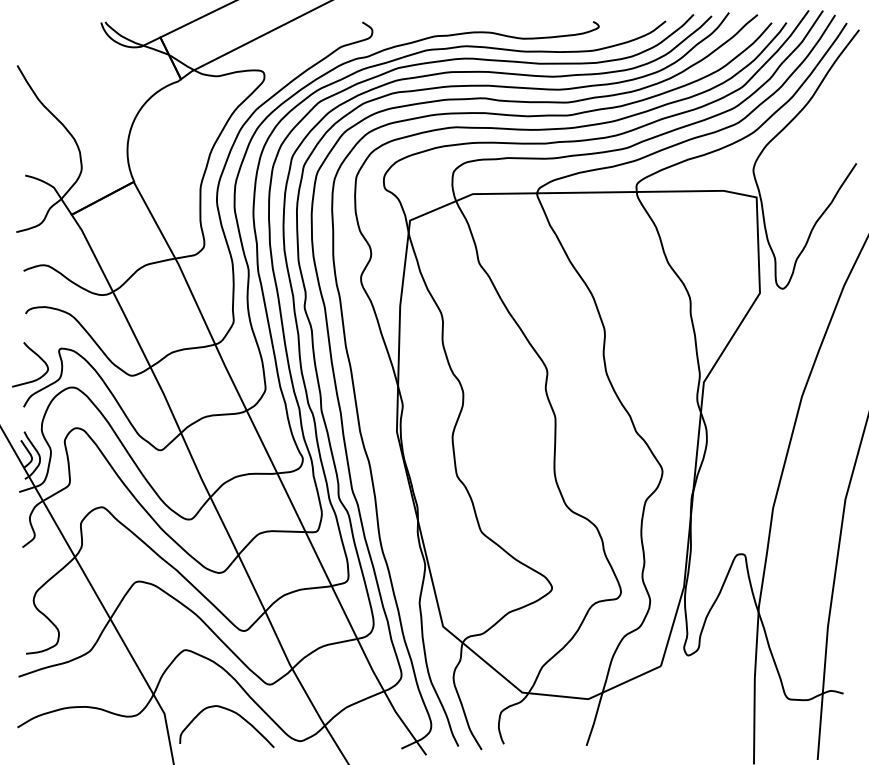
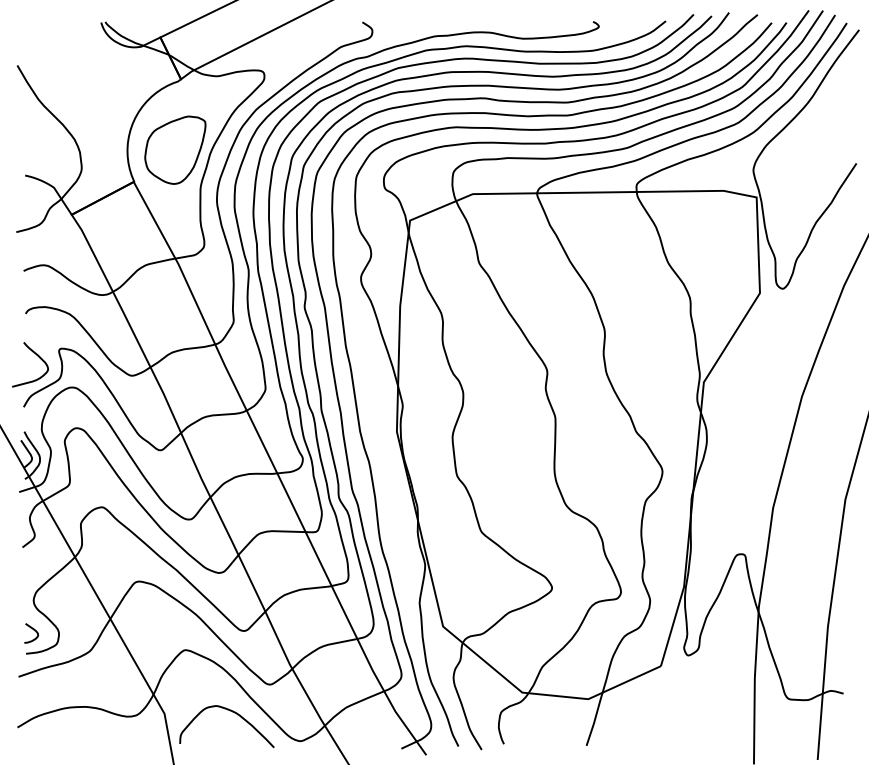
part: none -> present (175, 149)
curve: none -> present (33, 630)
